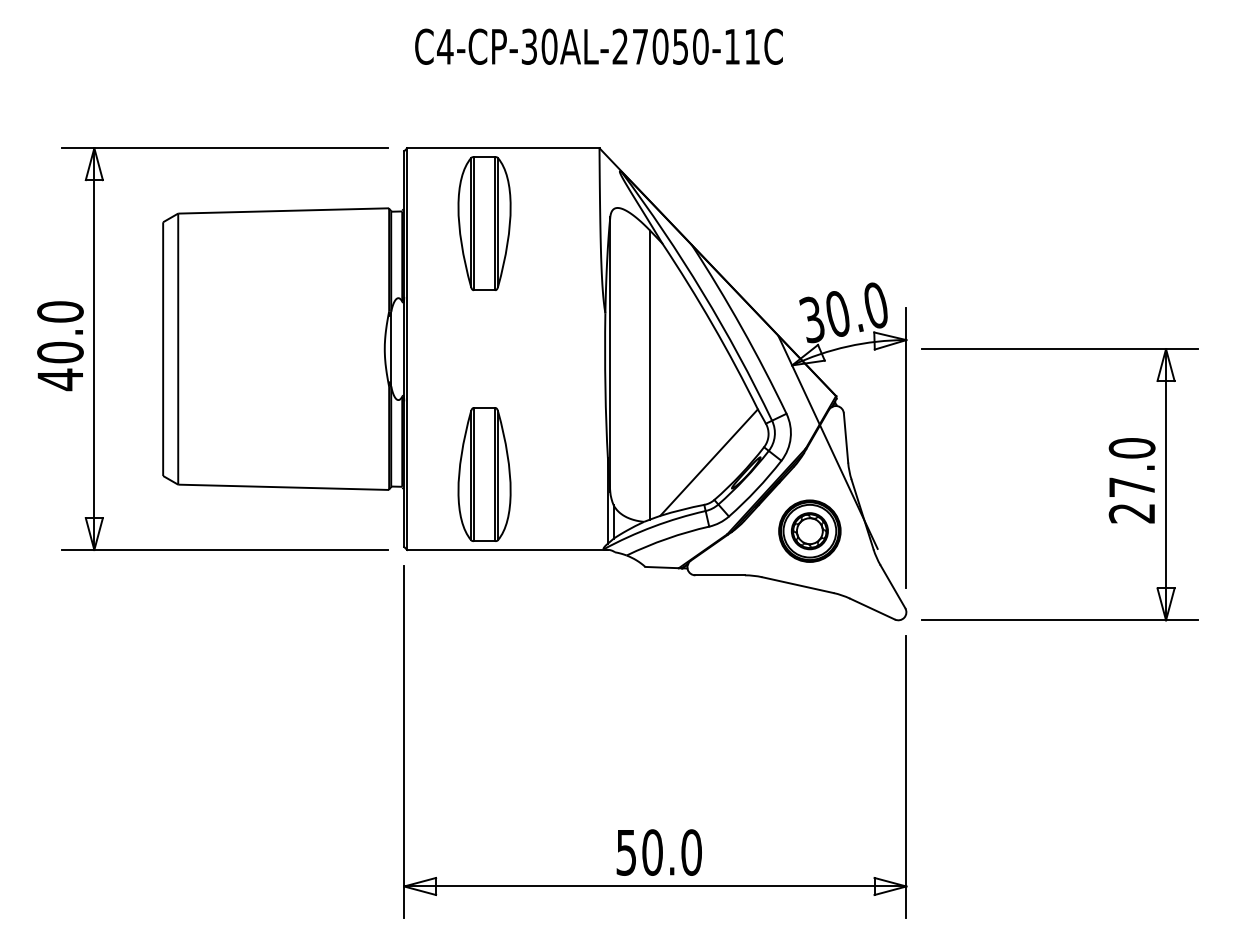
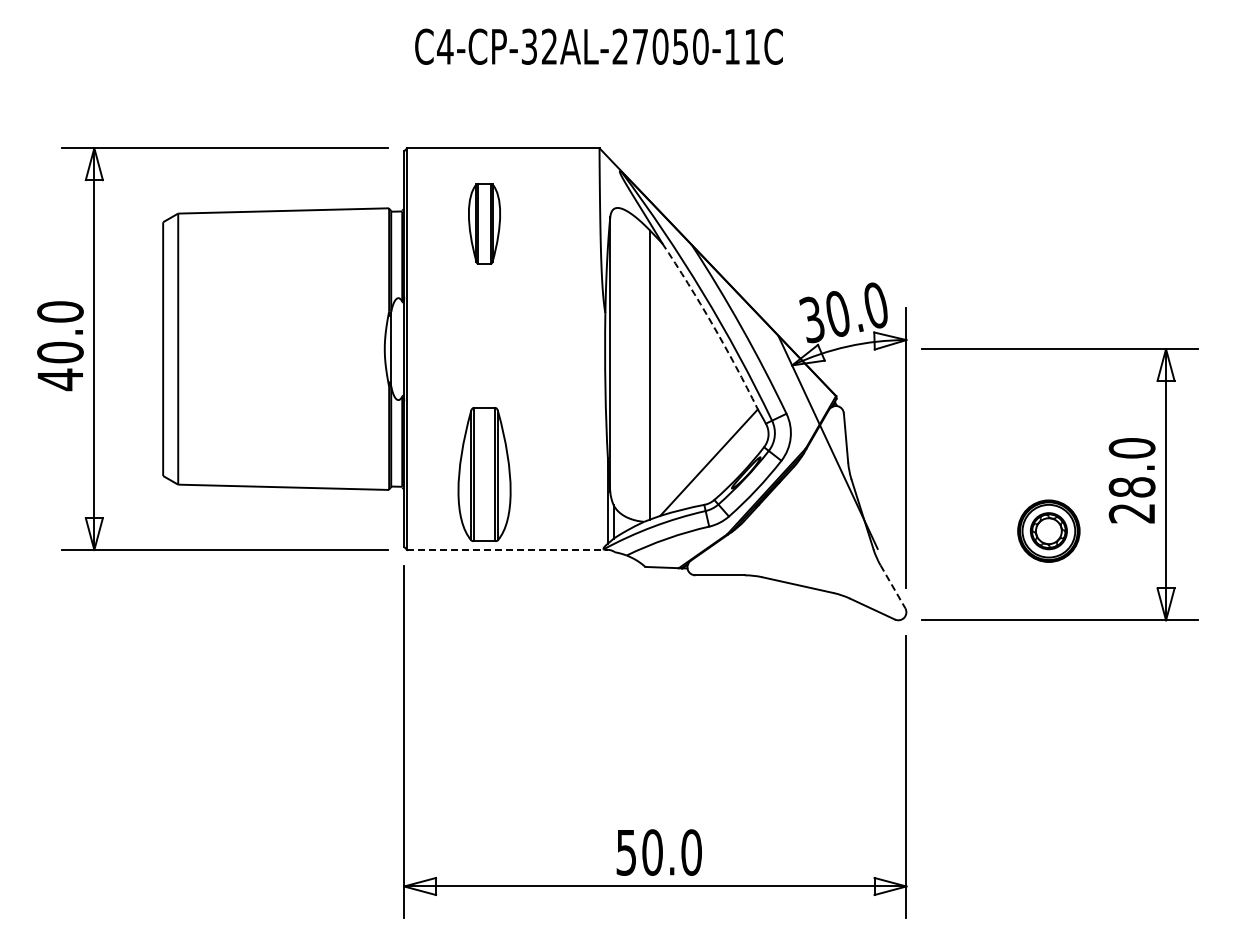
text: C4-CP-30AL-27050-11C -> C4-CP-32AL-27050-11C (549, 46)
part size: 55x136 px -> 33x82 px (484, 223)
arc: solid -> dashed (712, 324)
text: 27.0 -> 28.0 (1131, 487)
part position: (809, 530) -> (1048, 530) (1048, 530)
line: solid -> dashed (508, 550)
line: solid -> dashed (892, 586)
